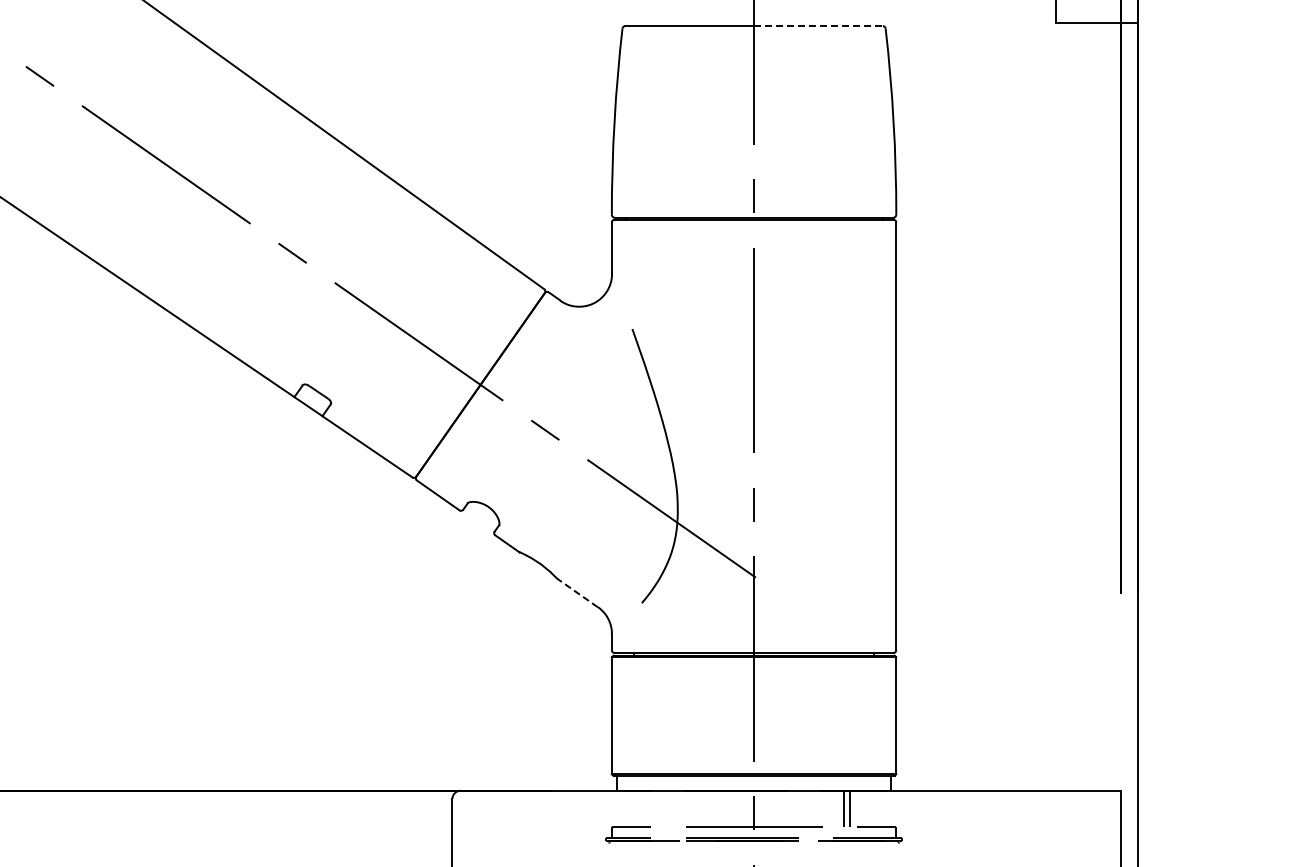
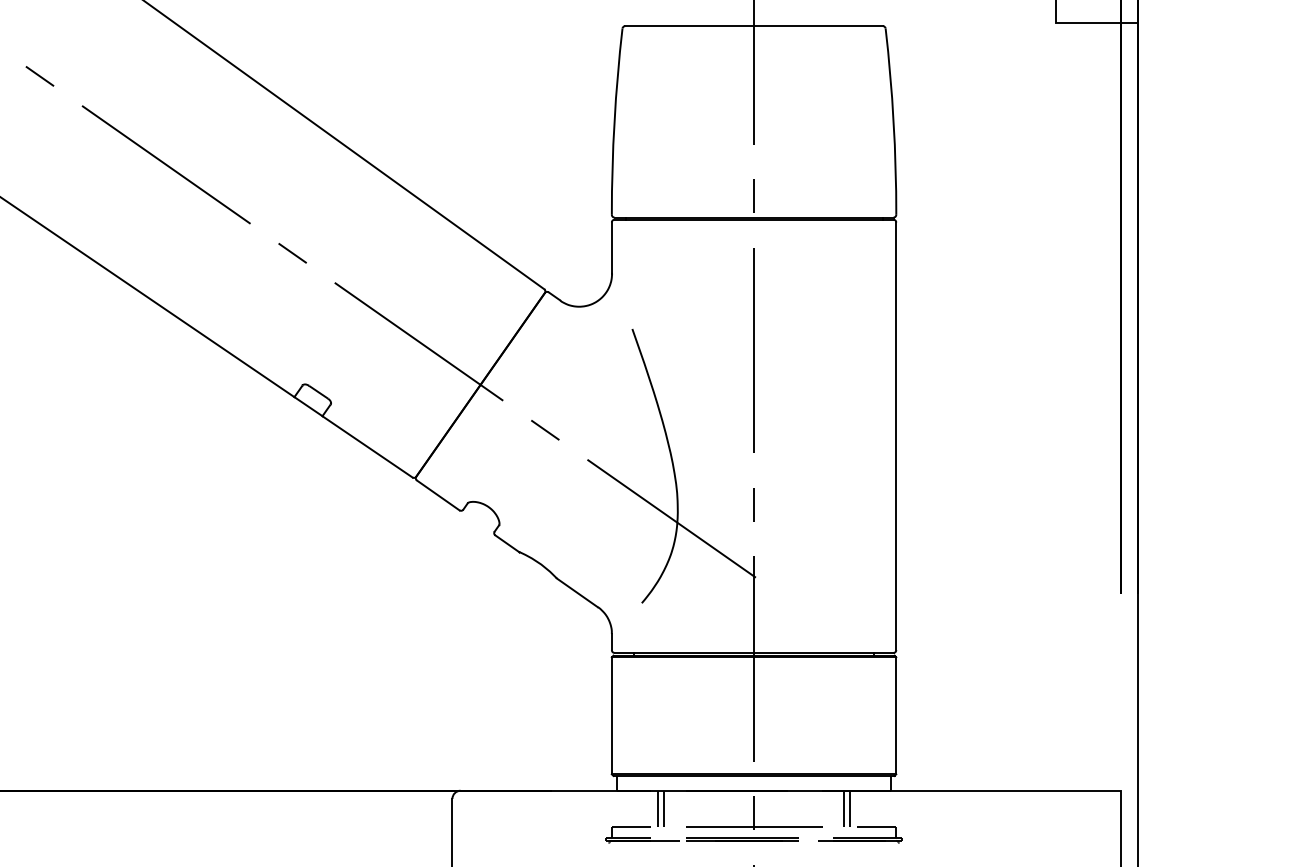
line: dashed -> solid (818, 26)
line: dashed -> solid (576, 592)
line: none -> present (658, 808)
line: none -> present (663, 808)
